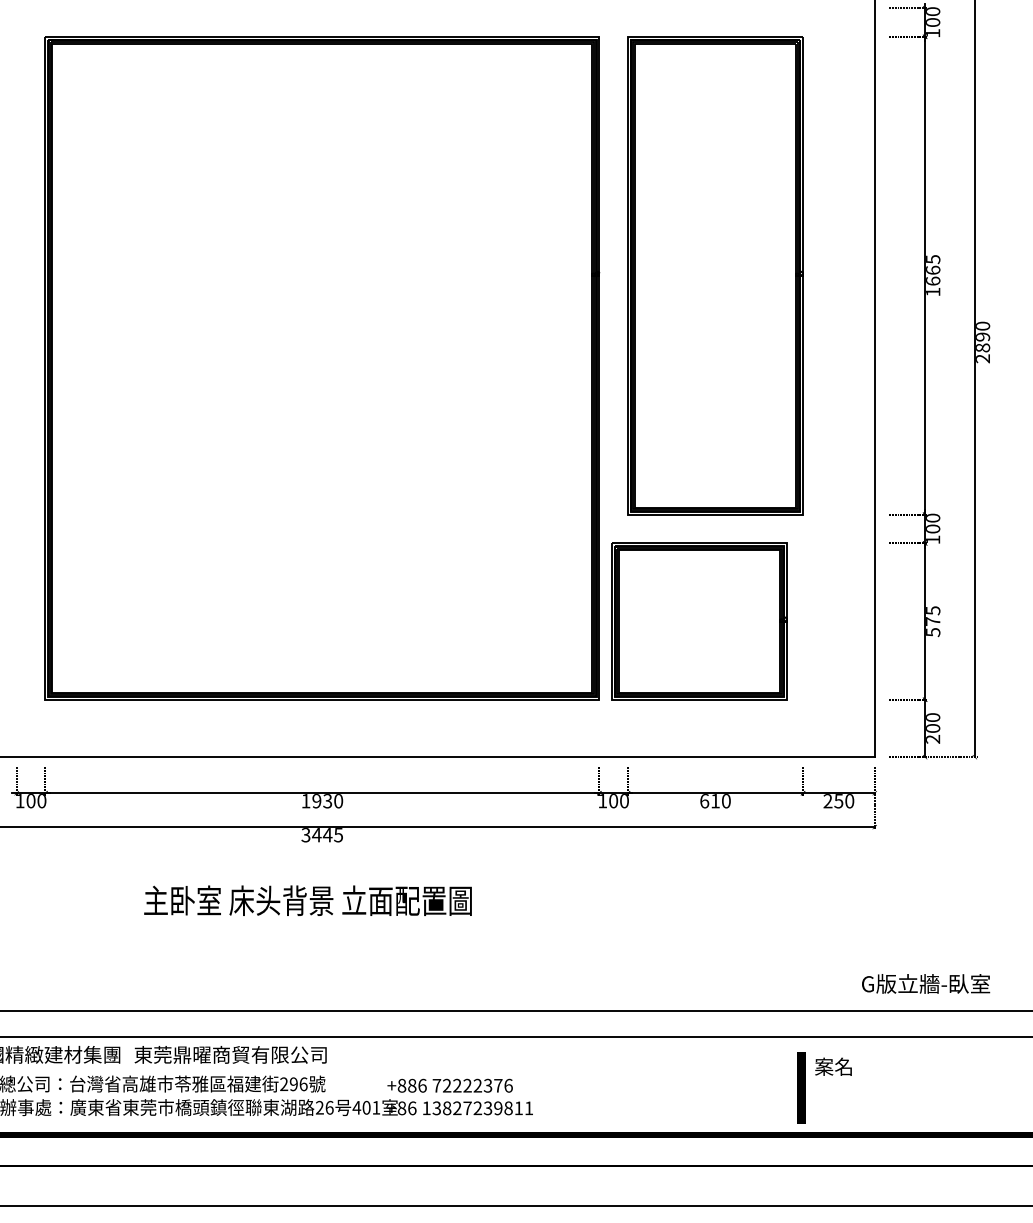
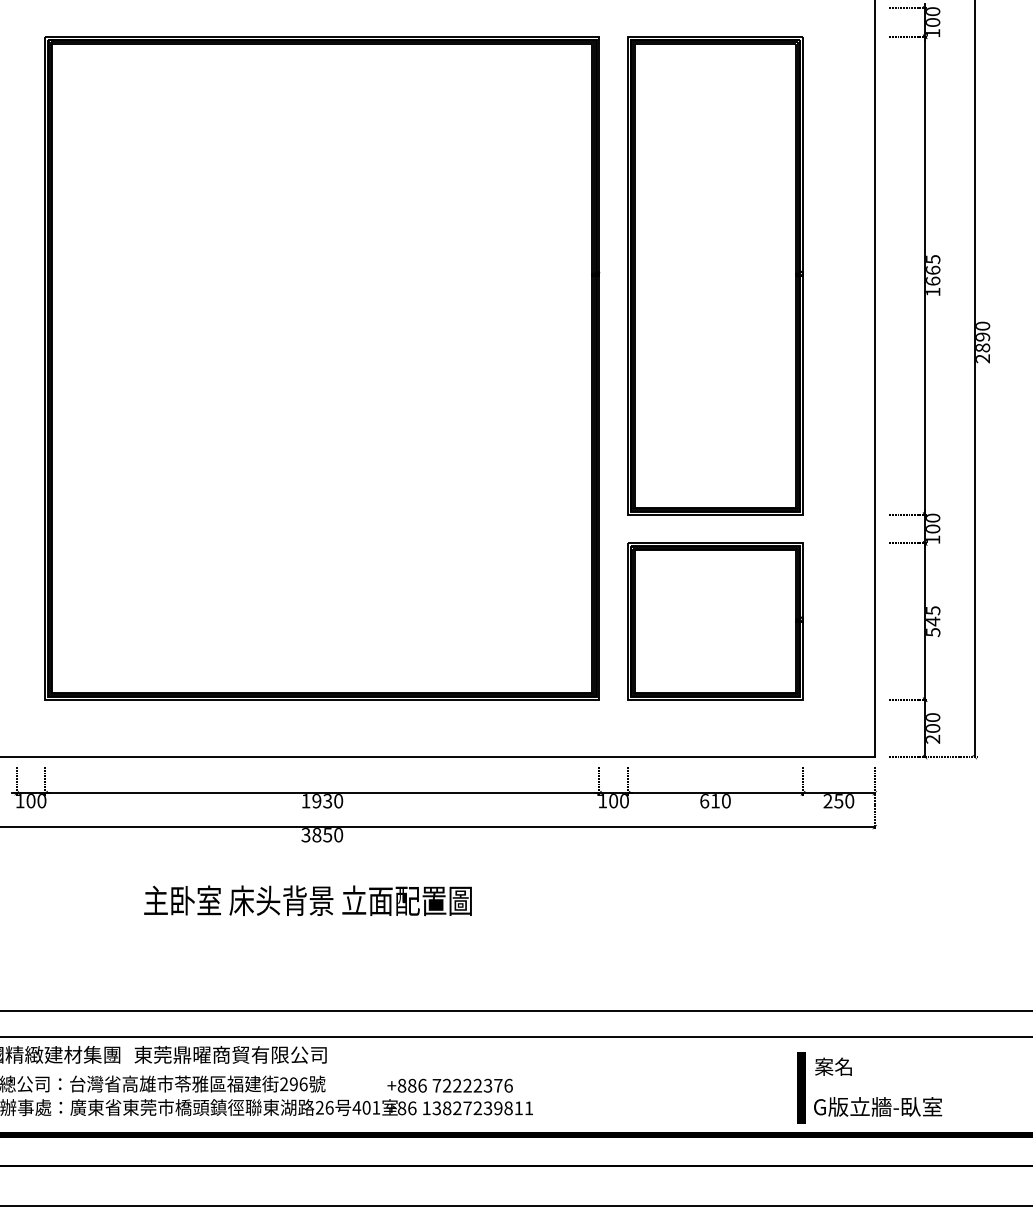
part position: (699, 621) -> (715, 621) (715, 621)
text: 575 -> 545 (933, 621)
text: 3445 -> 3850 (327, 835)
text position: (926, 983) -> (878, 1106) (878, 1106)
